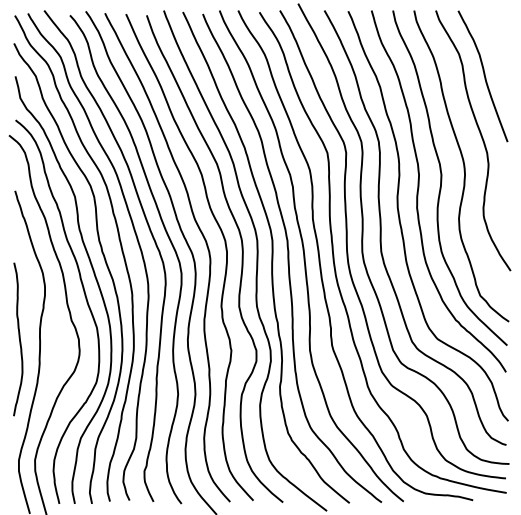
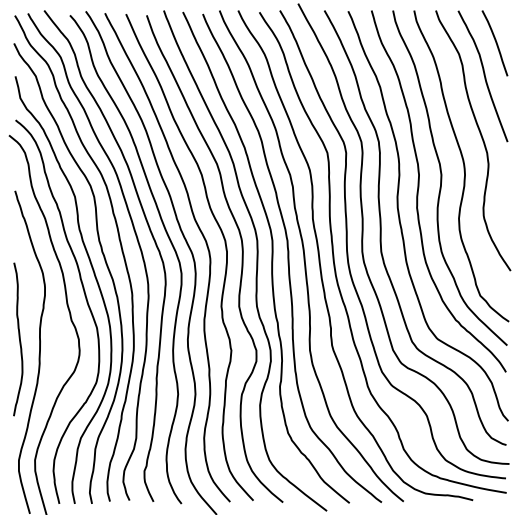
curve: none -> present (495, 43)
